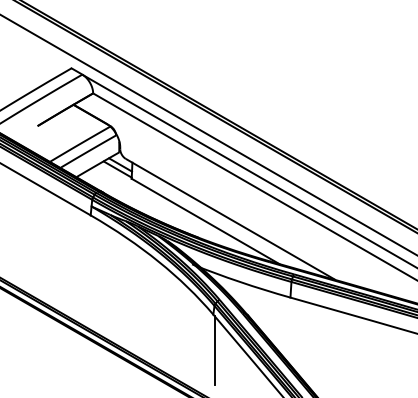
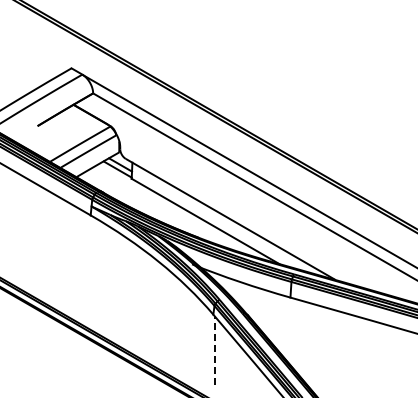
line: present -> none (208, 134)
line: solid -> dashed (214, 350)
